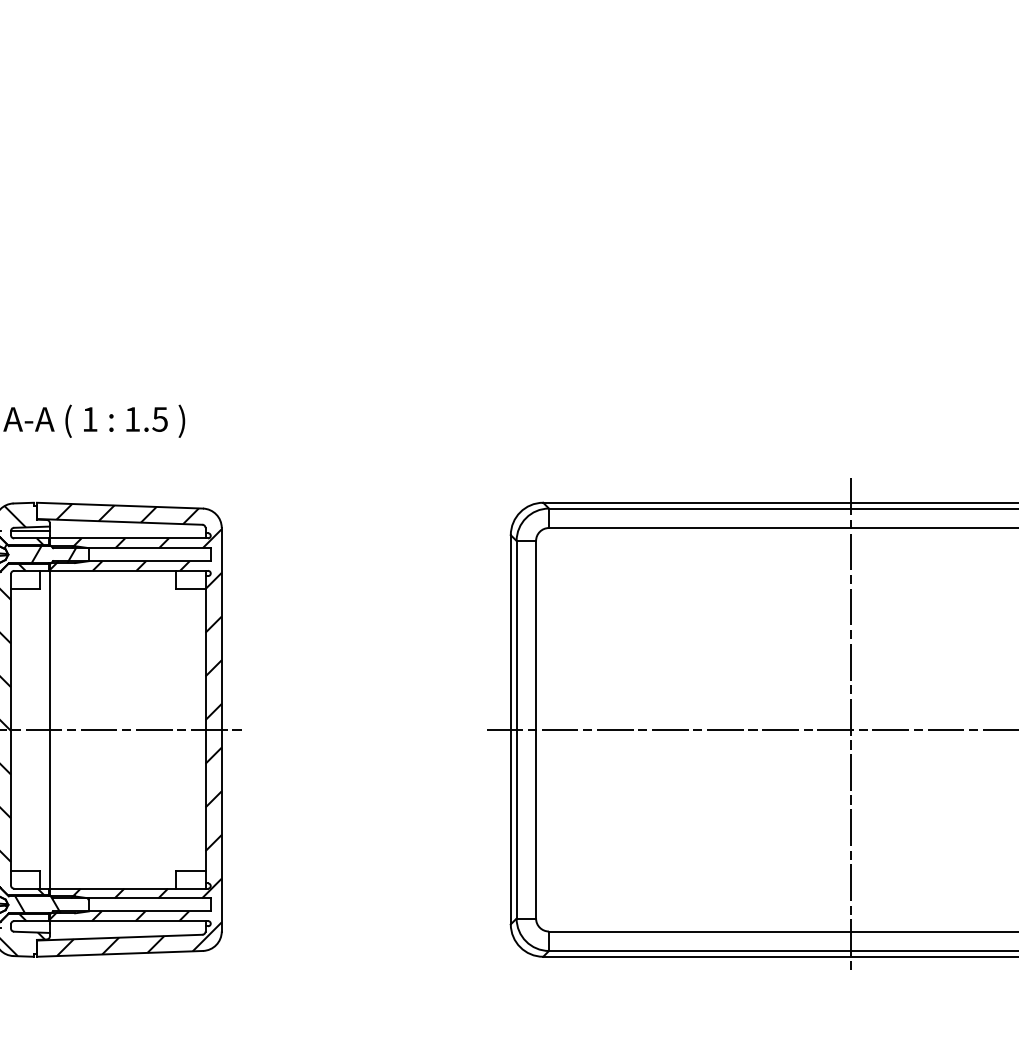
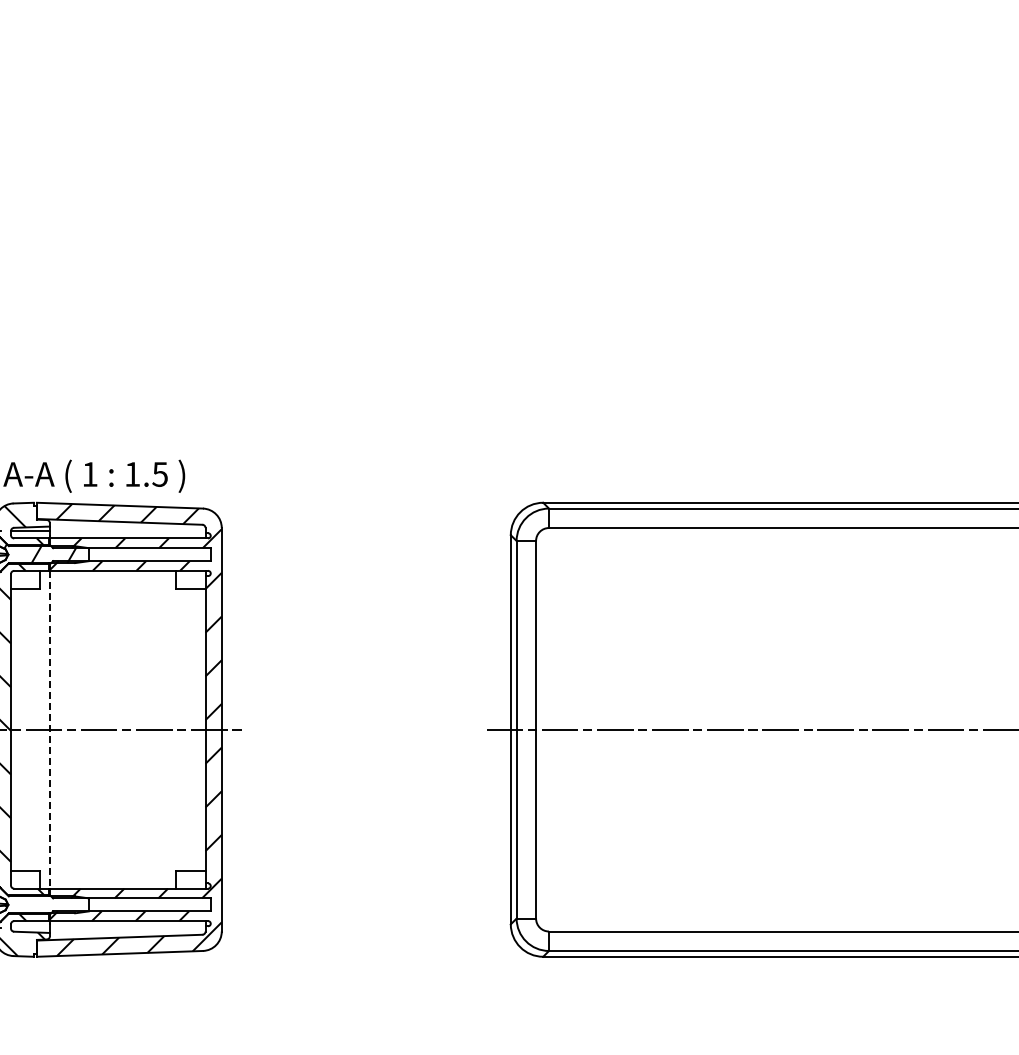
text position: (94, 420) -> (94, 475) (94, 475)
line: present -> none (851, 726)
line: solid -> dashed (49, 729)
hatch: present -> none (51, 904)
